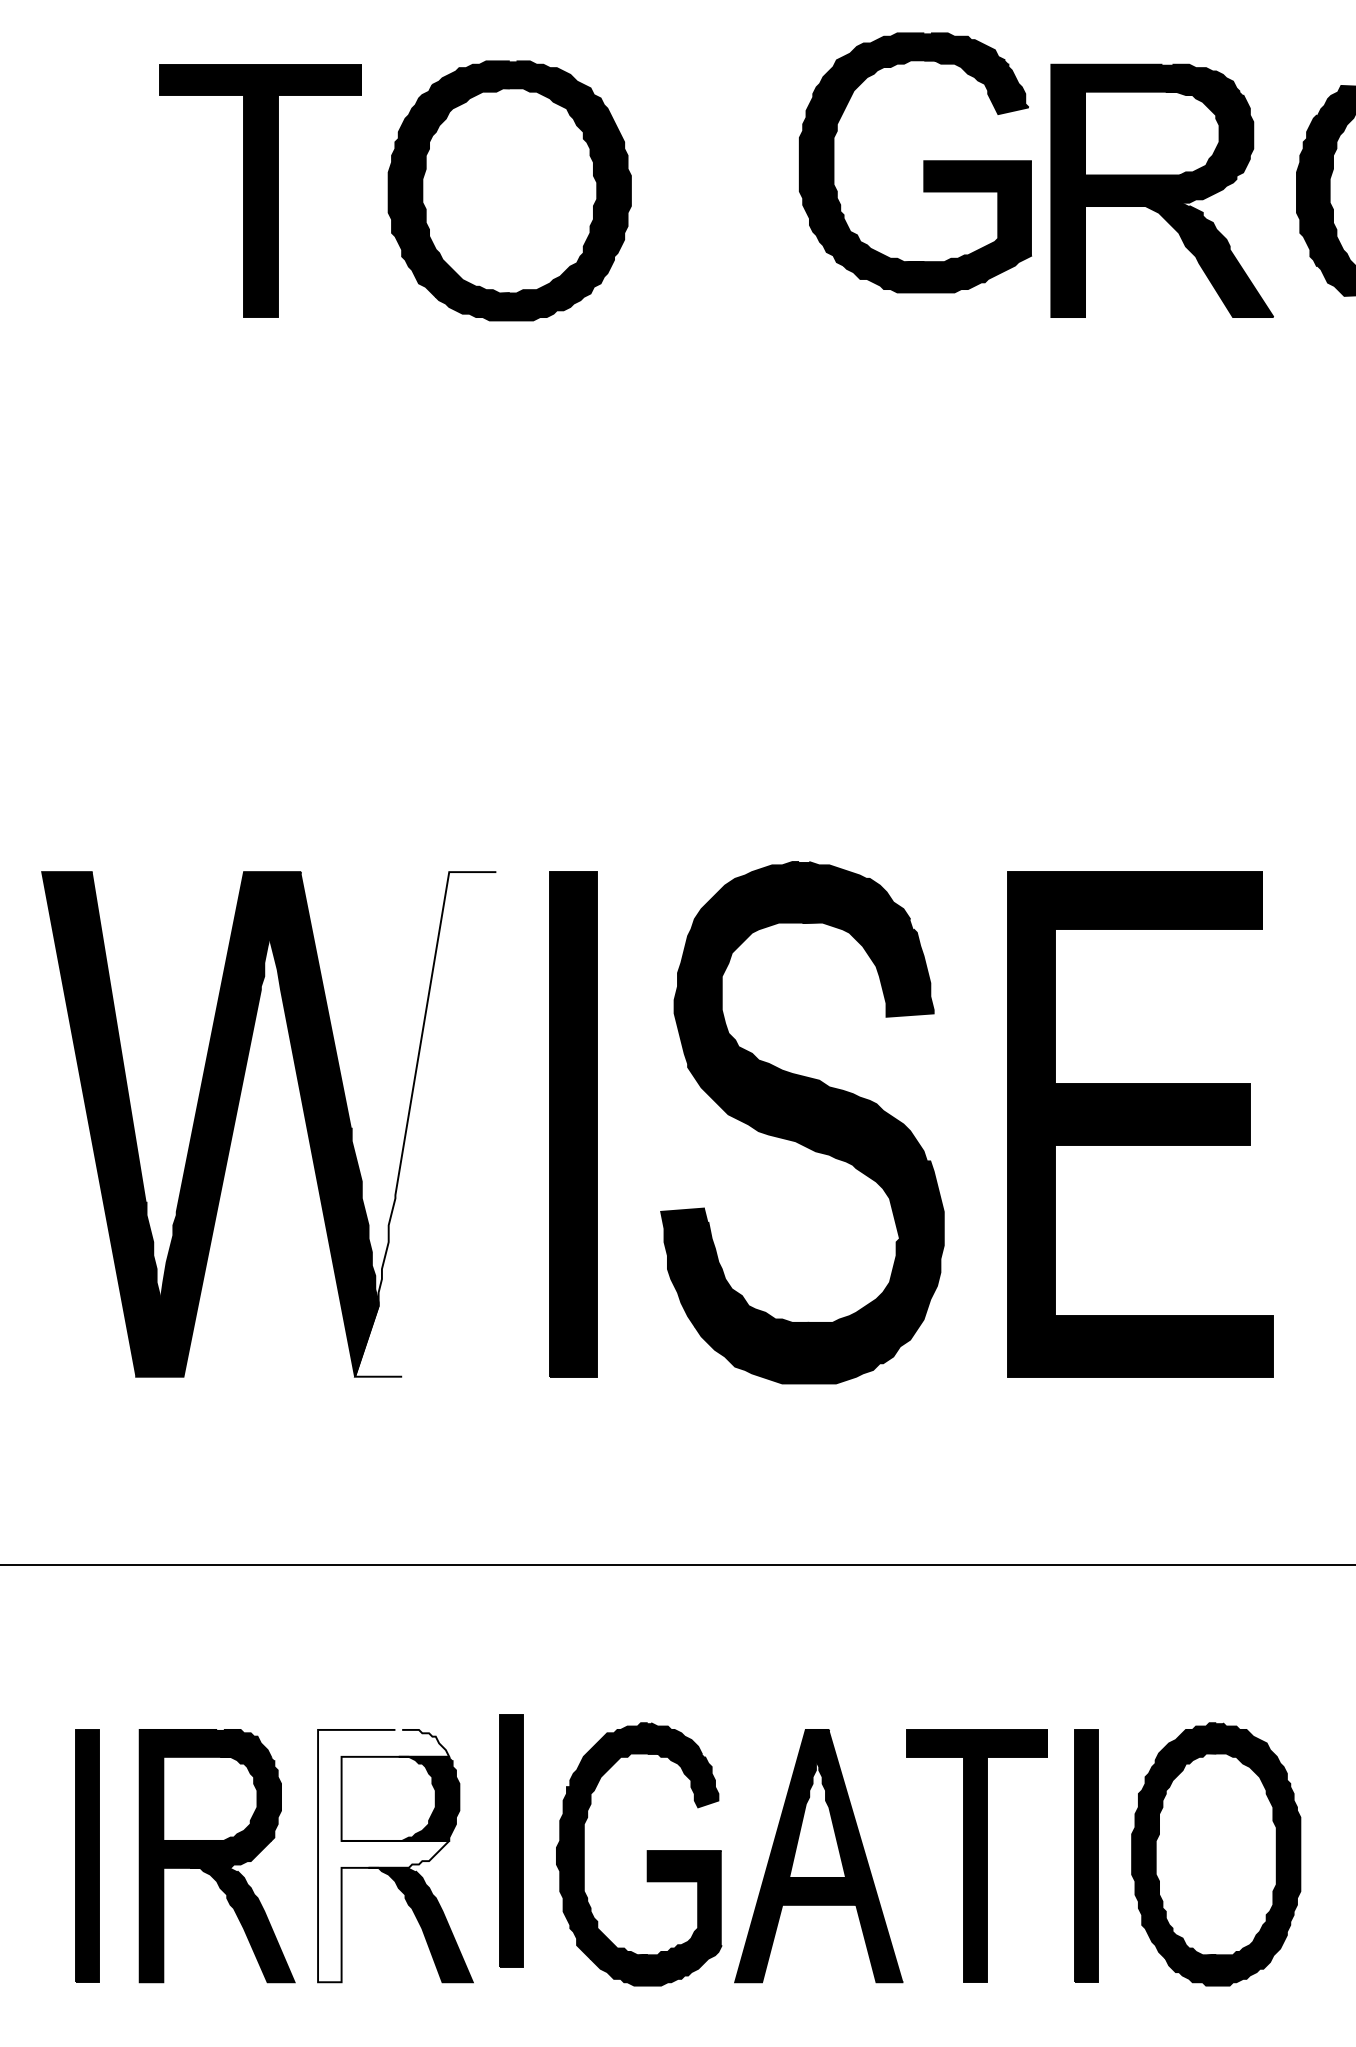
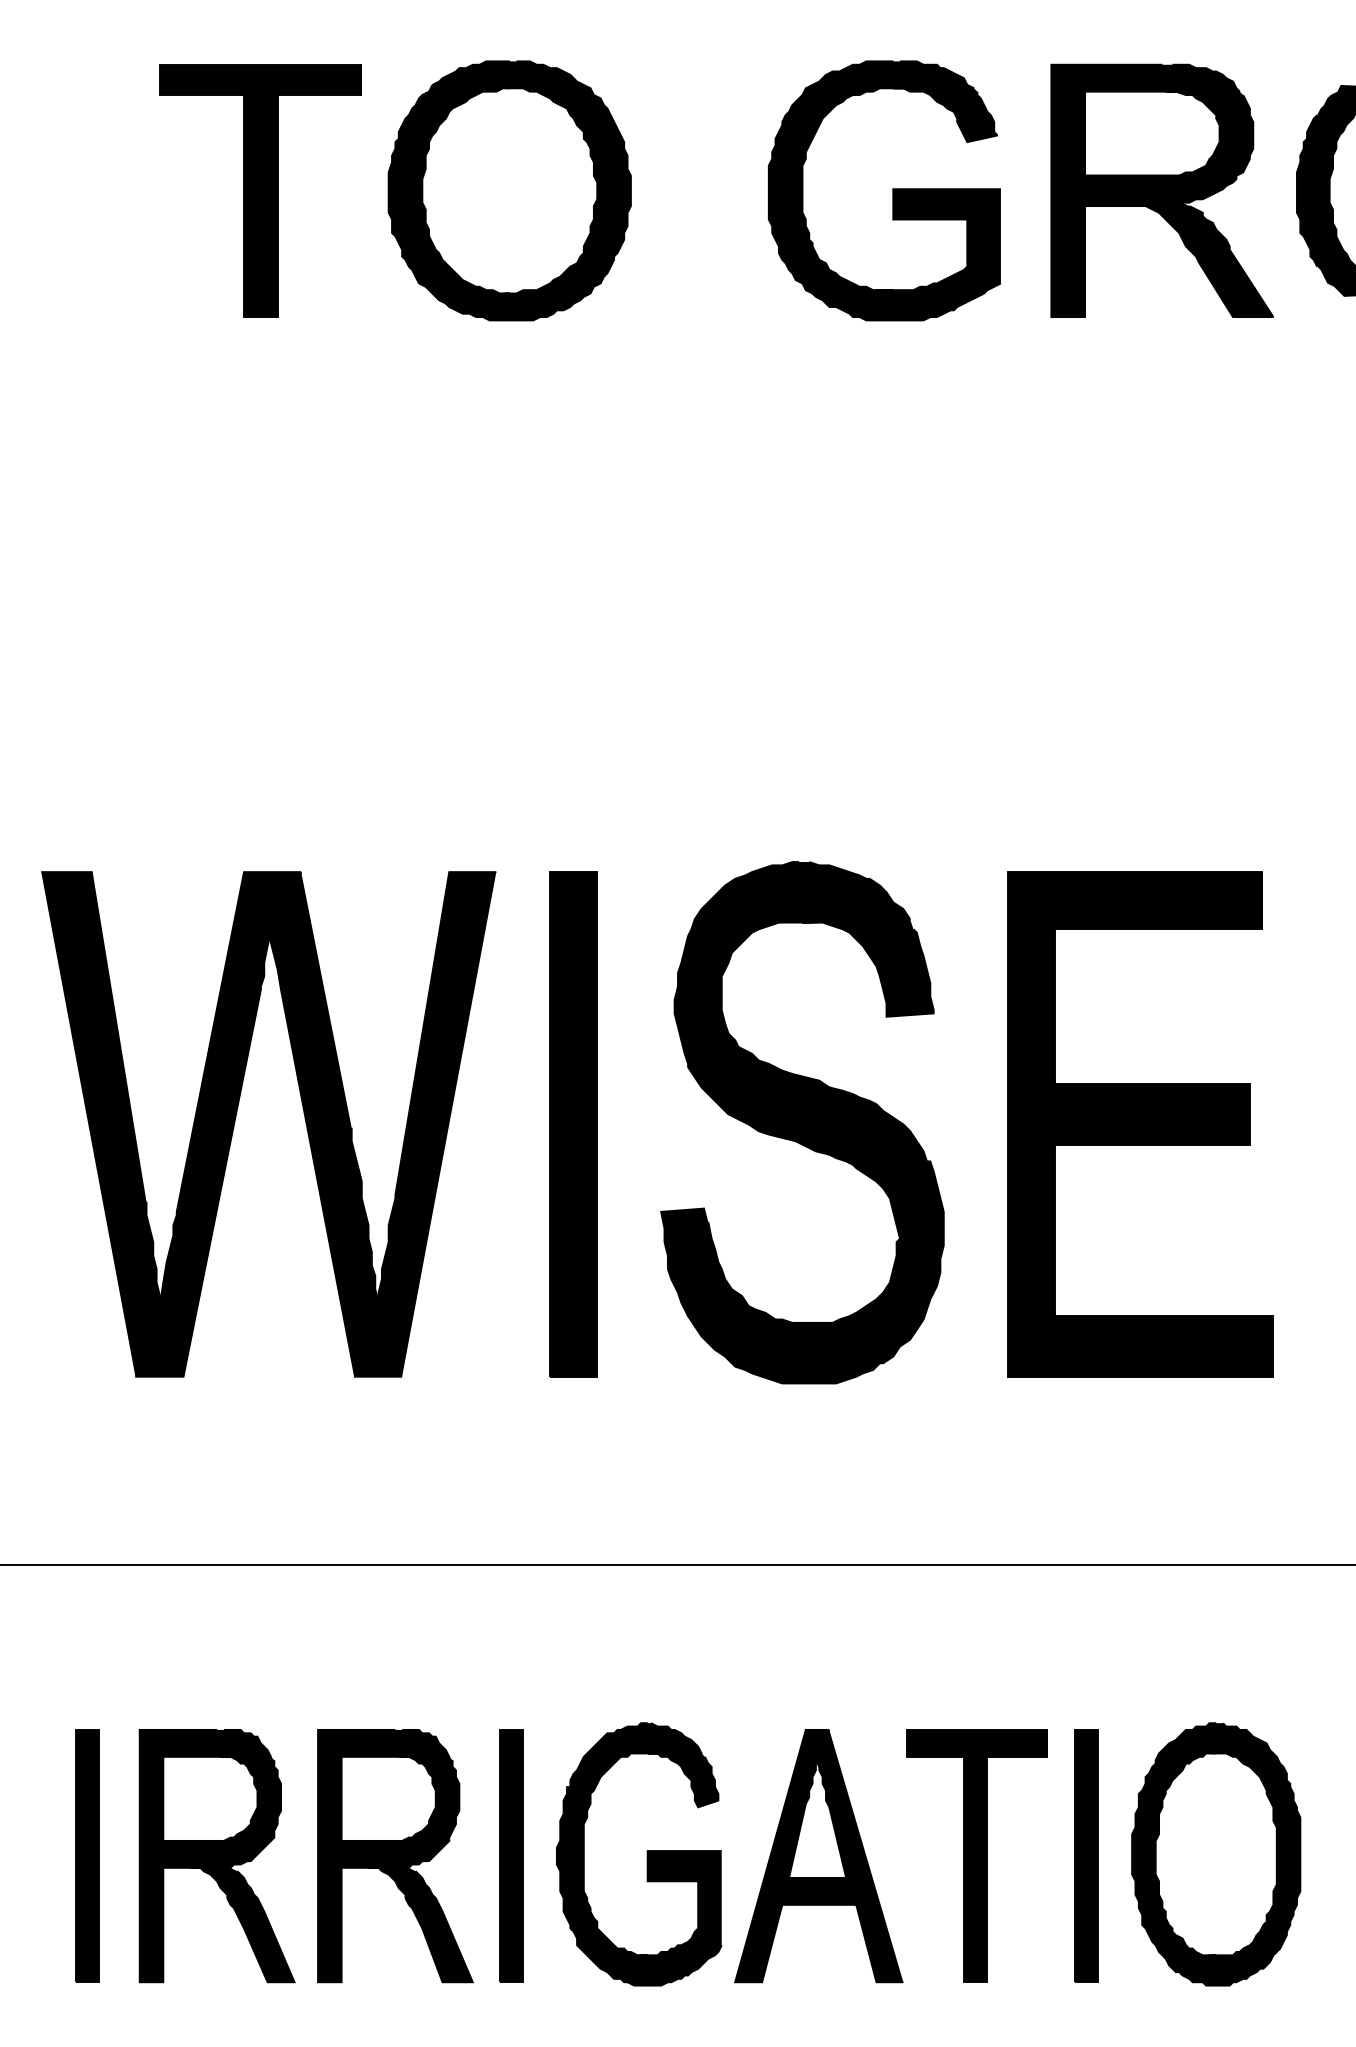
part position: (923, 162) -> (892, 190) (892, 190)
fill: none -> present (425, 1124)
part position: (511, 1840) -> (511, 1855) (511, 1855)
fill: none -> present (383, 1855)
